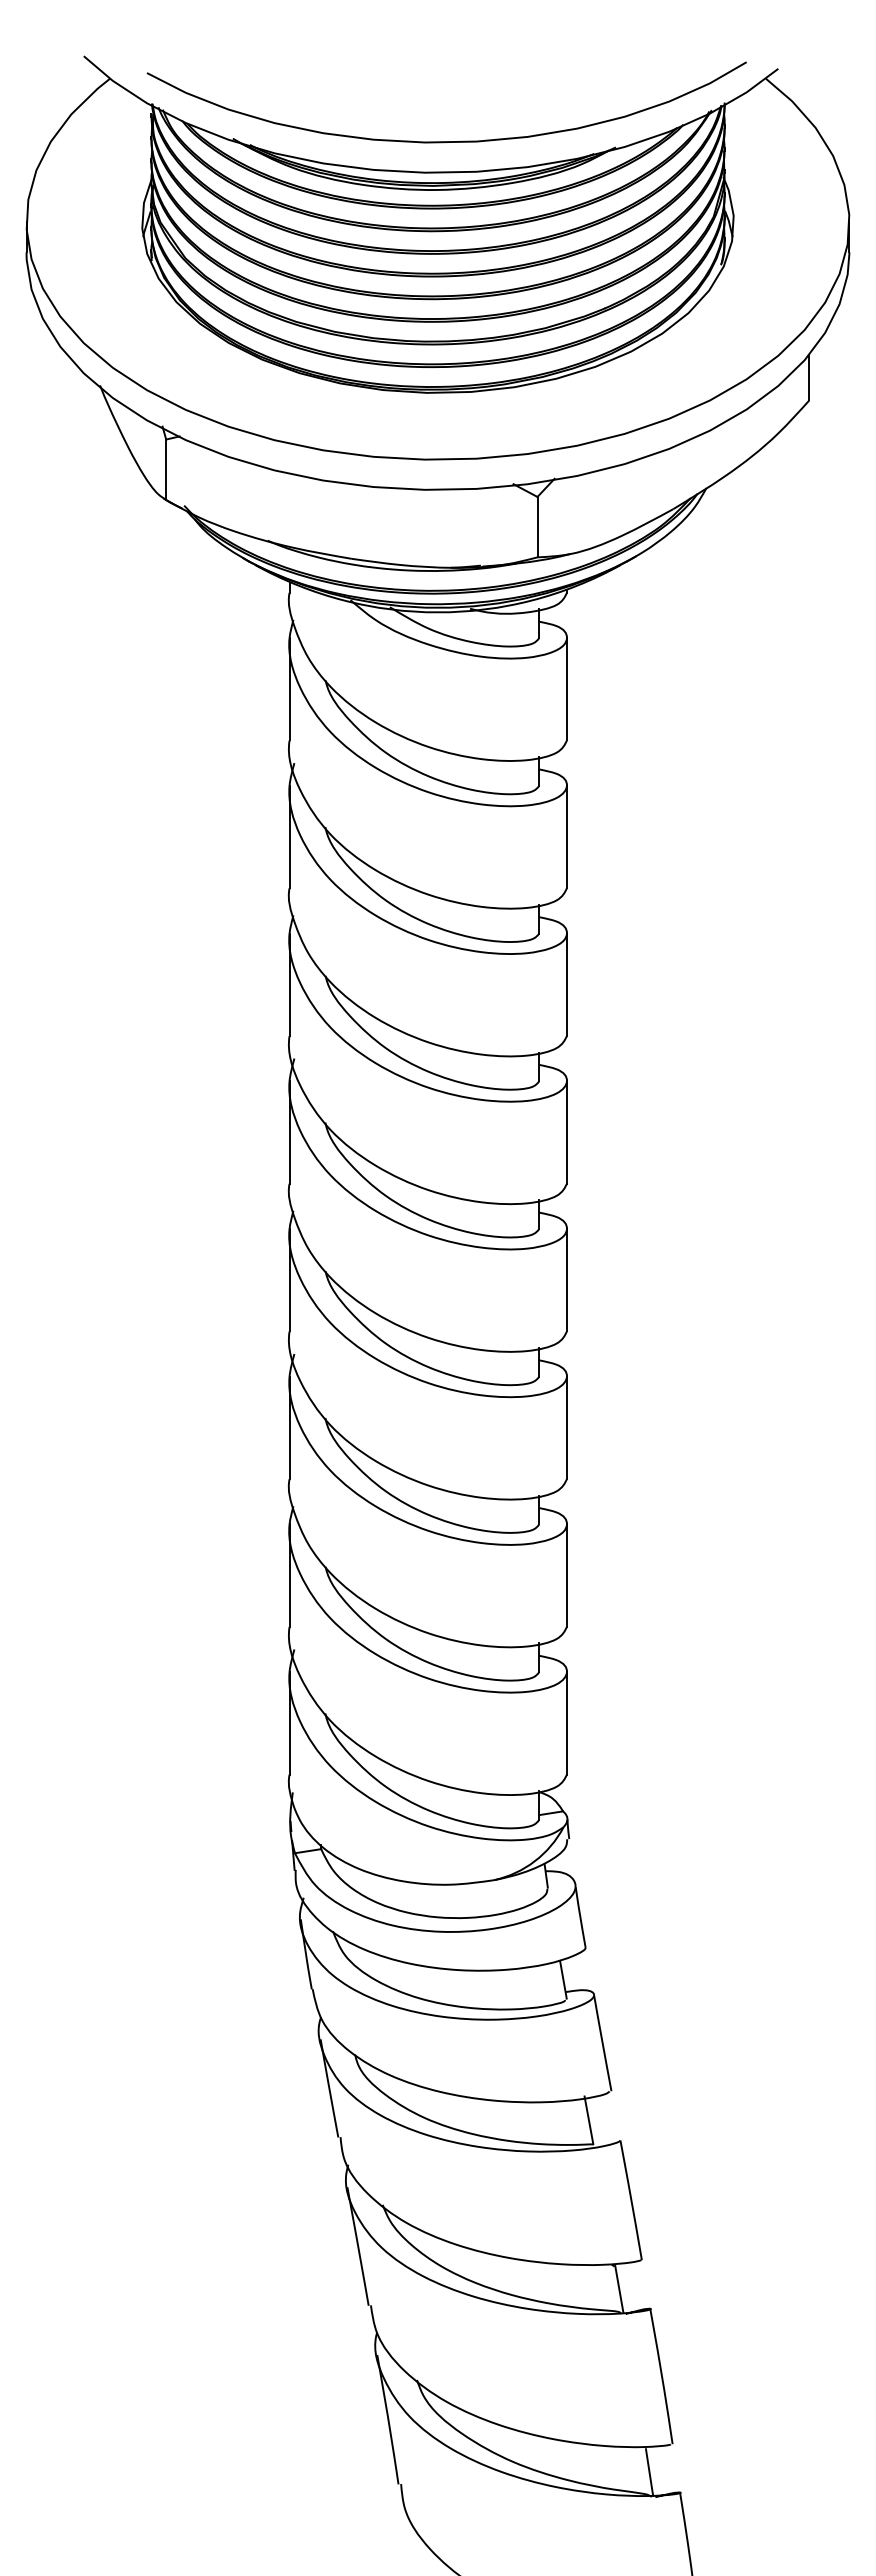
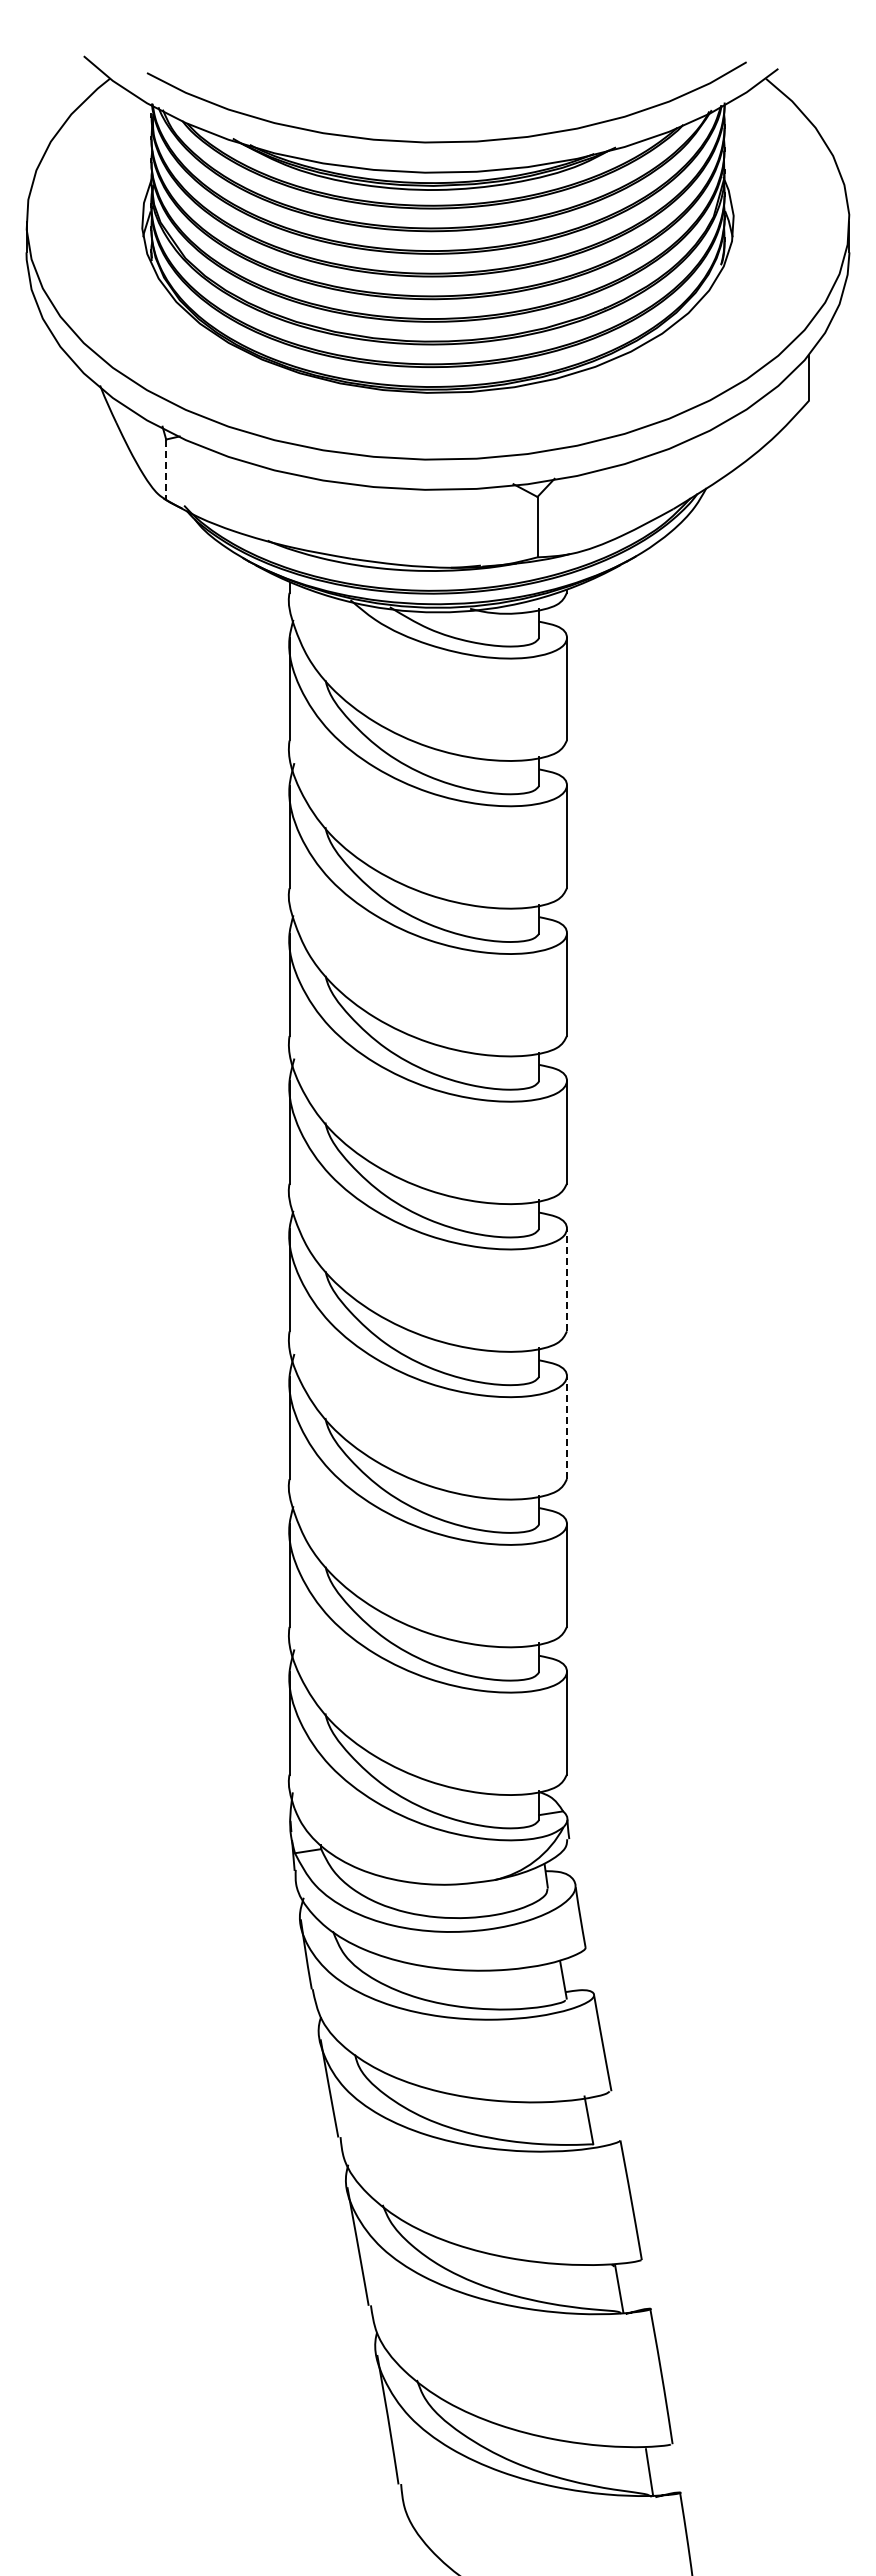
line: solid -> dashed (166, 470)
line: solid -> dashed (566, 1279)
line: solid -> dashed (566, 1427)
